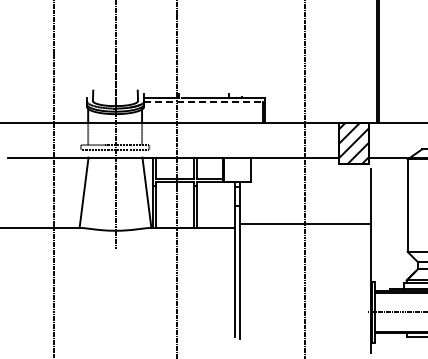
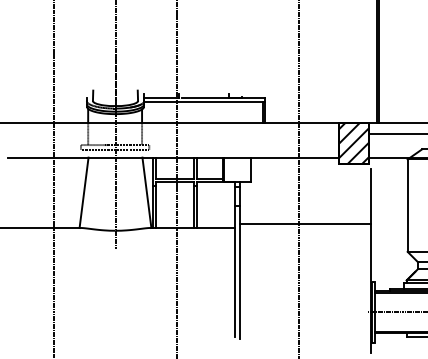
line: dashed -> solid (204, 102)
line: none -> present (396, 133)
line position: (304, 178) -> (298, 178) (298, 178)
